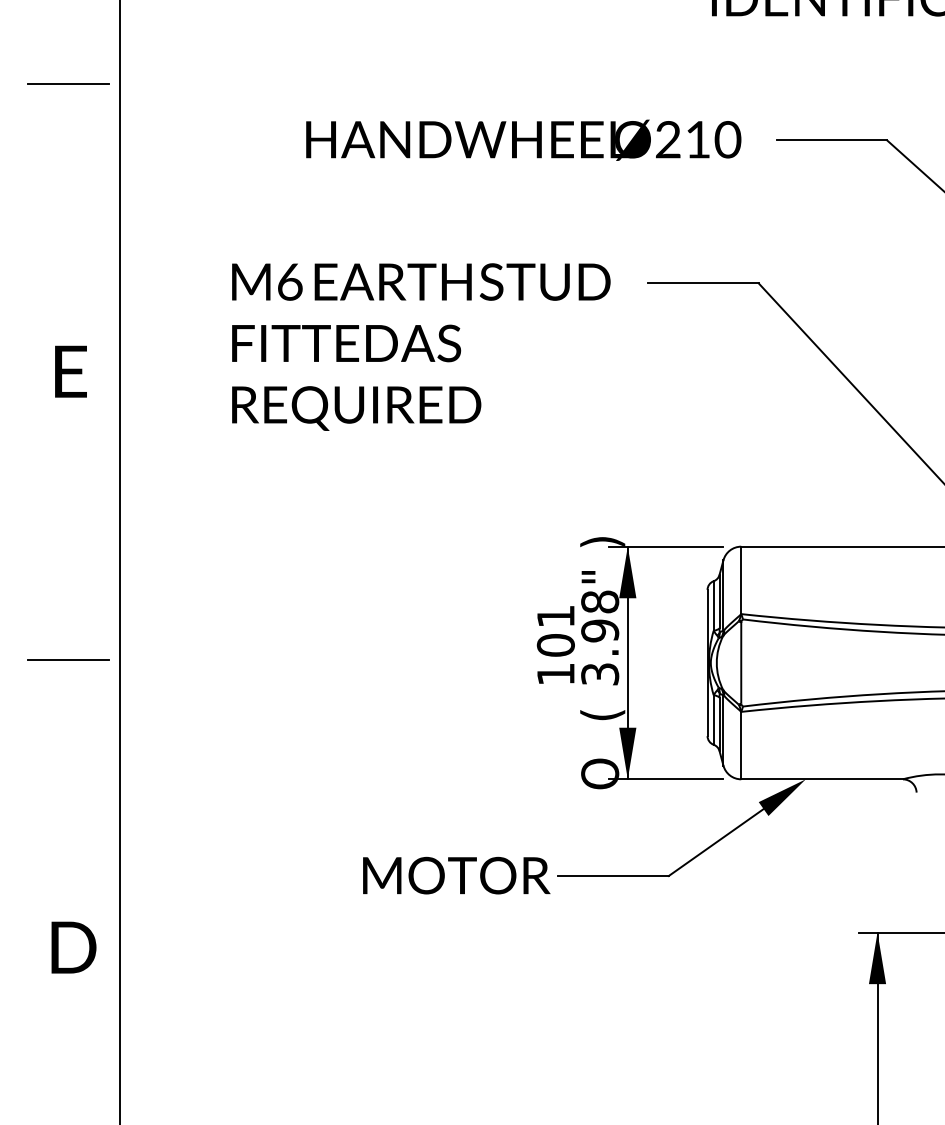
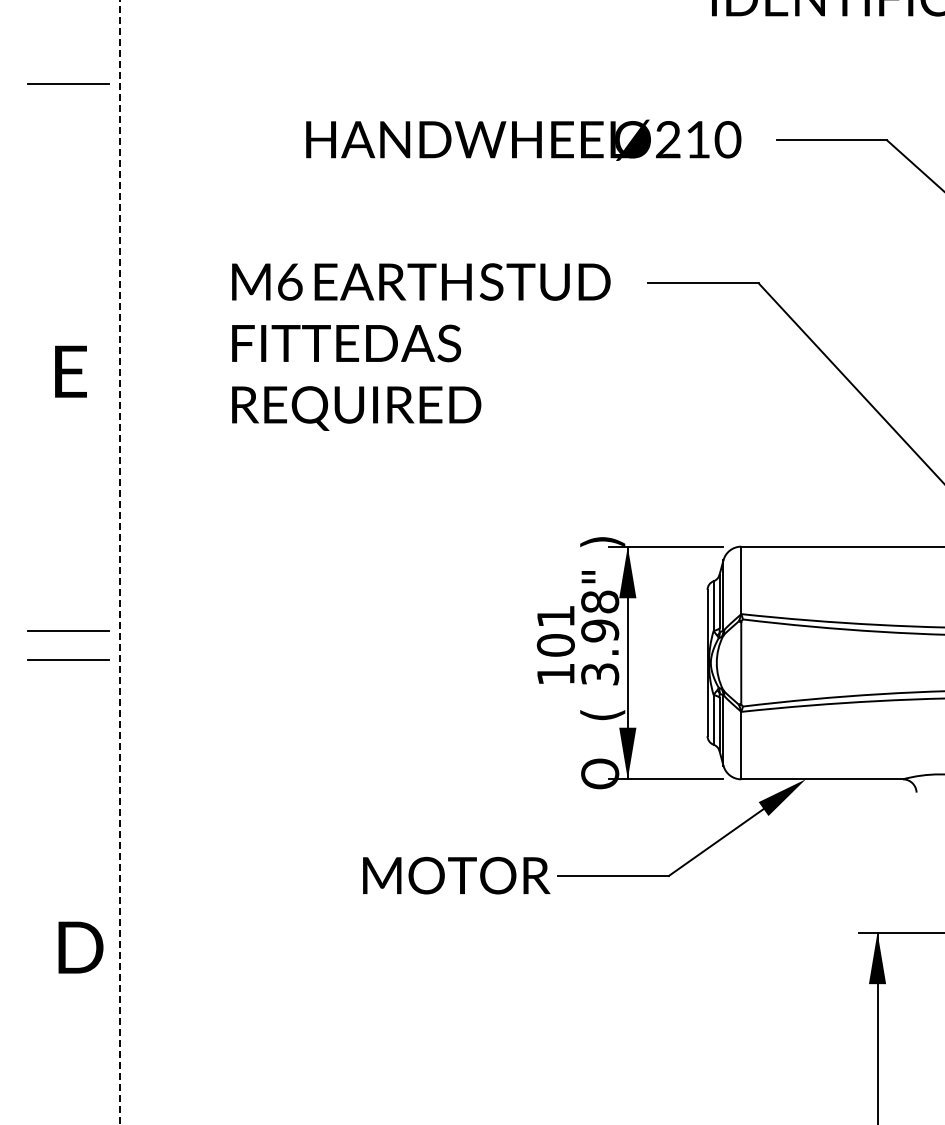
line: solid -> dashed (120, 562)
line: none -> present (68, 630)
text position: (73, 947) -> (80, 947) (80, 947)
